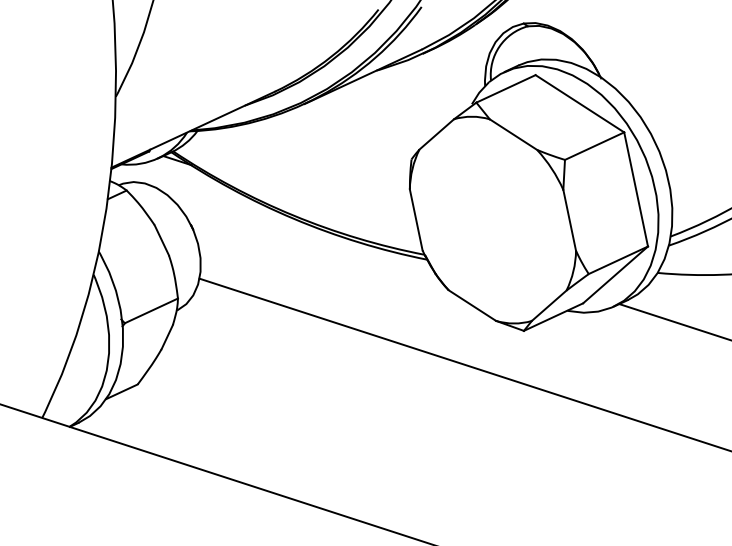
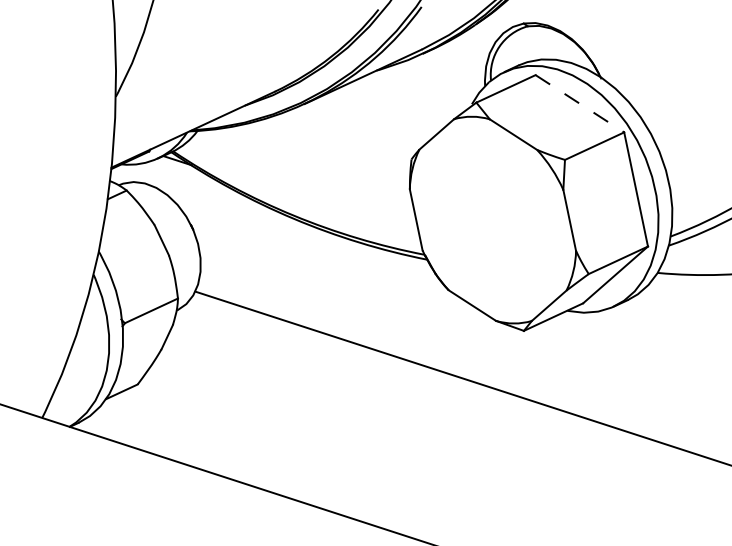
line: solid -> dashed (579, 103)
line: present -> none (673, 321)
line position: (463, 364) -> (461, 377) (461, 377)
